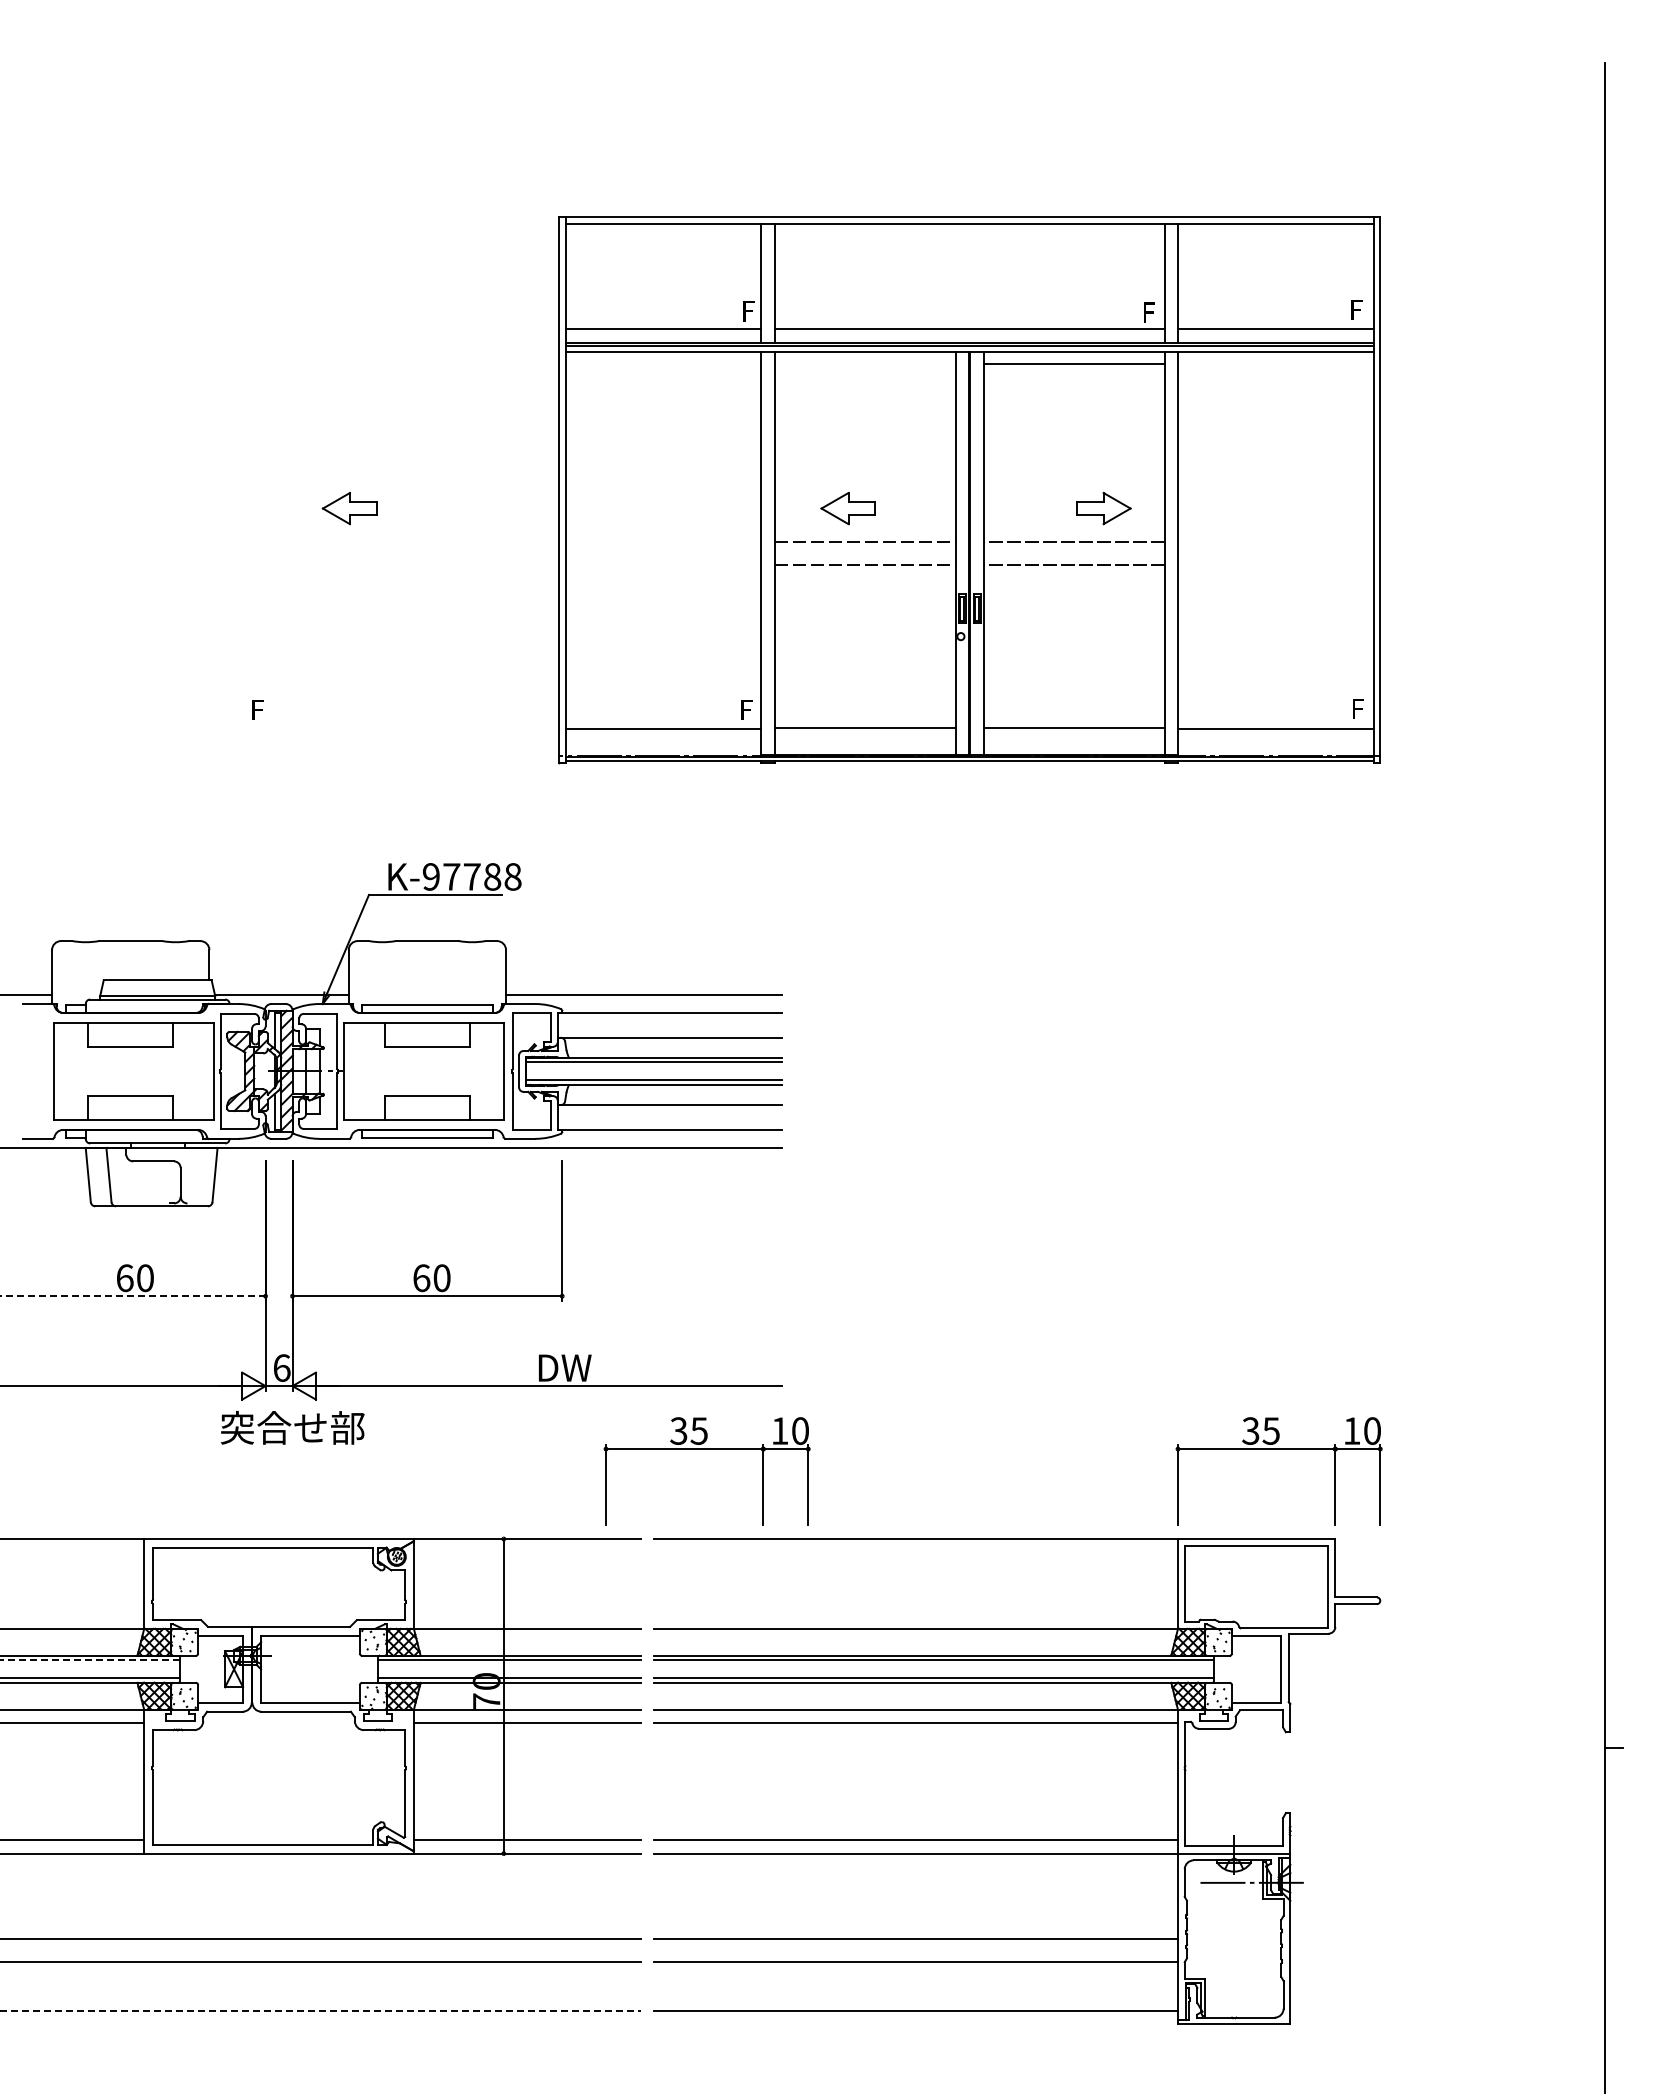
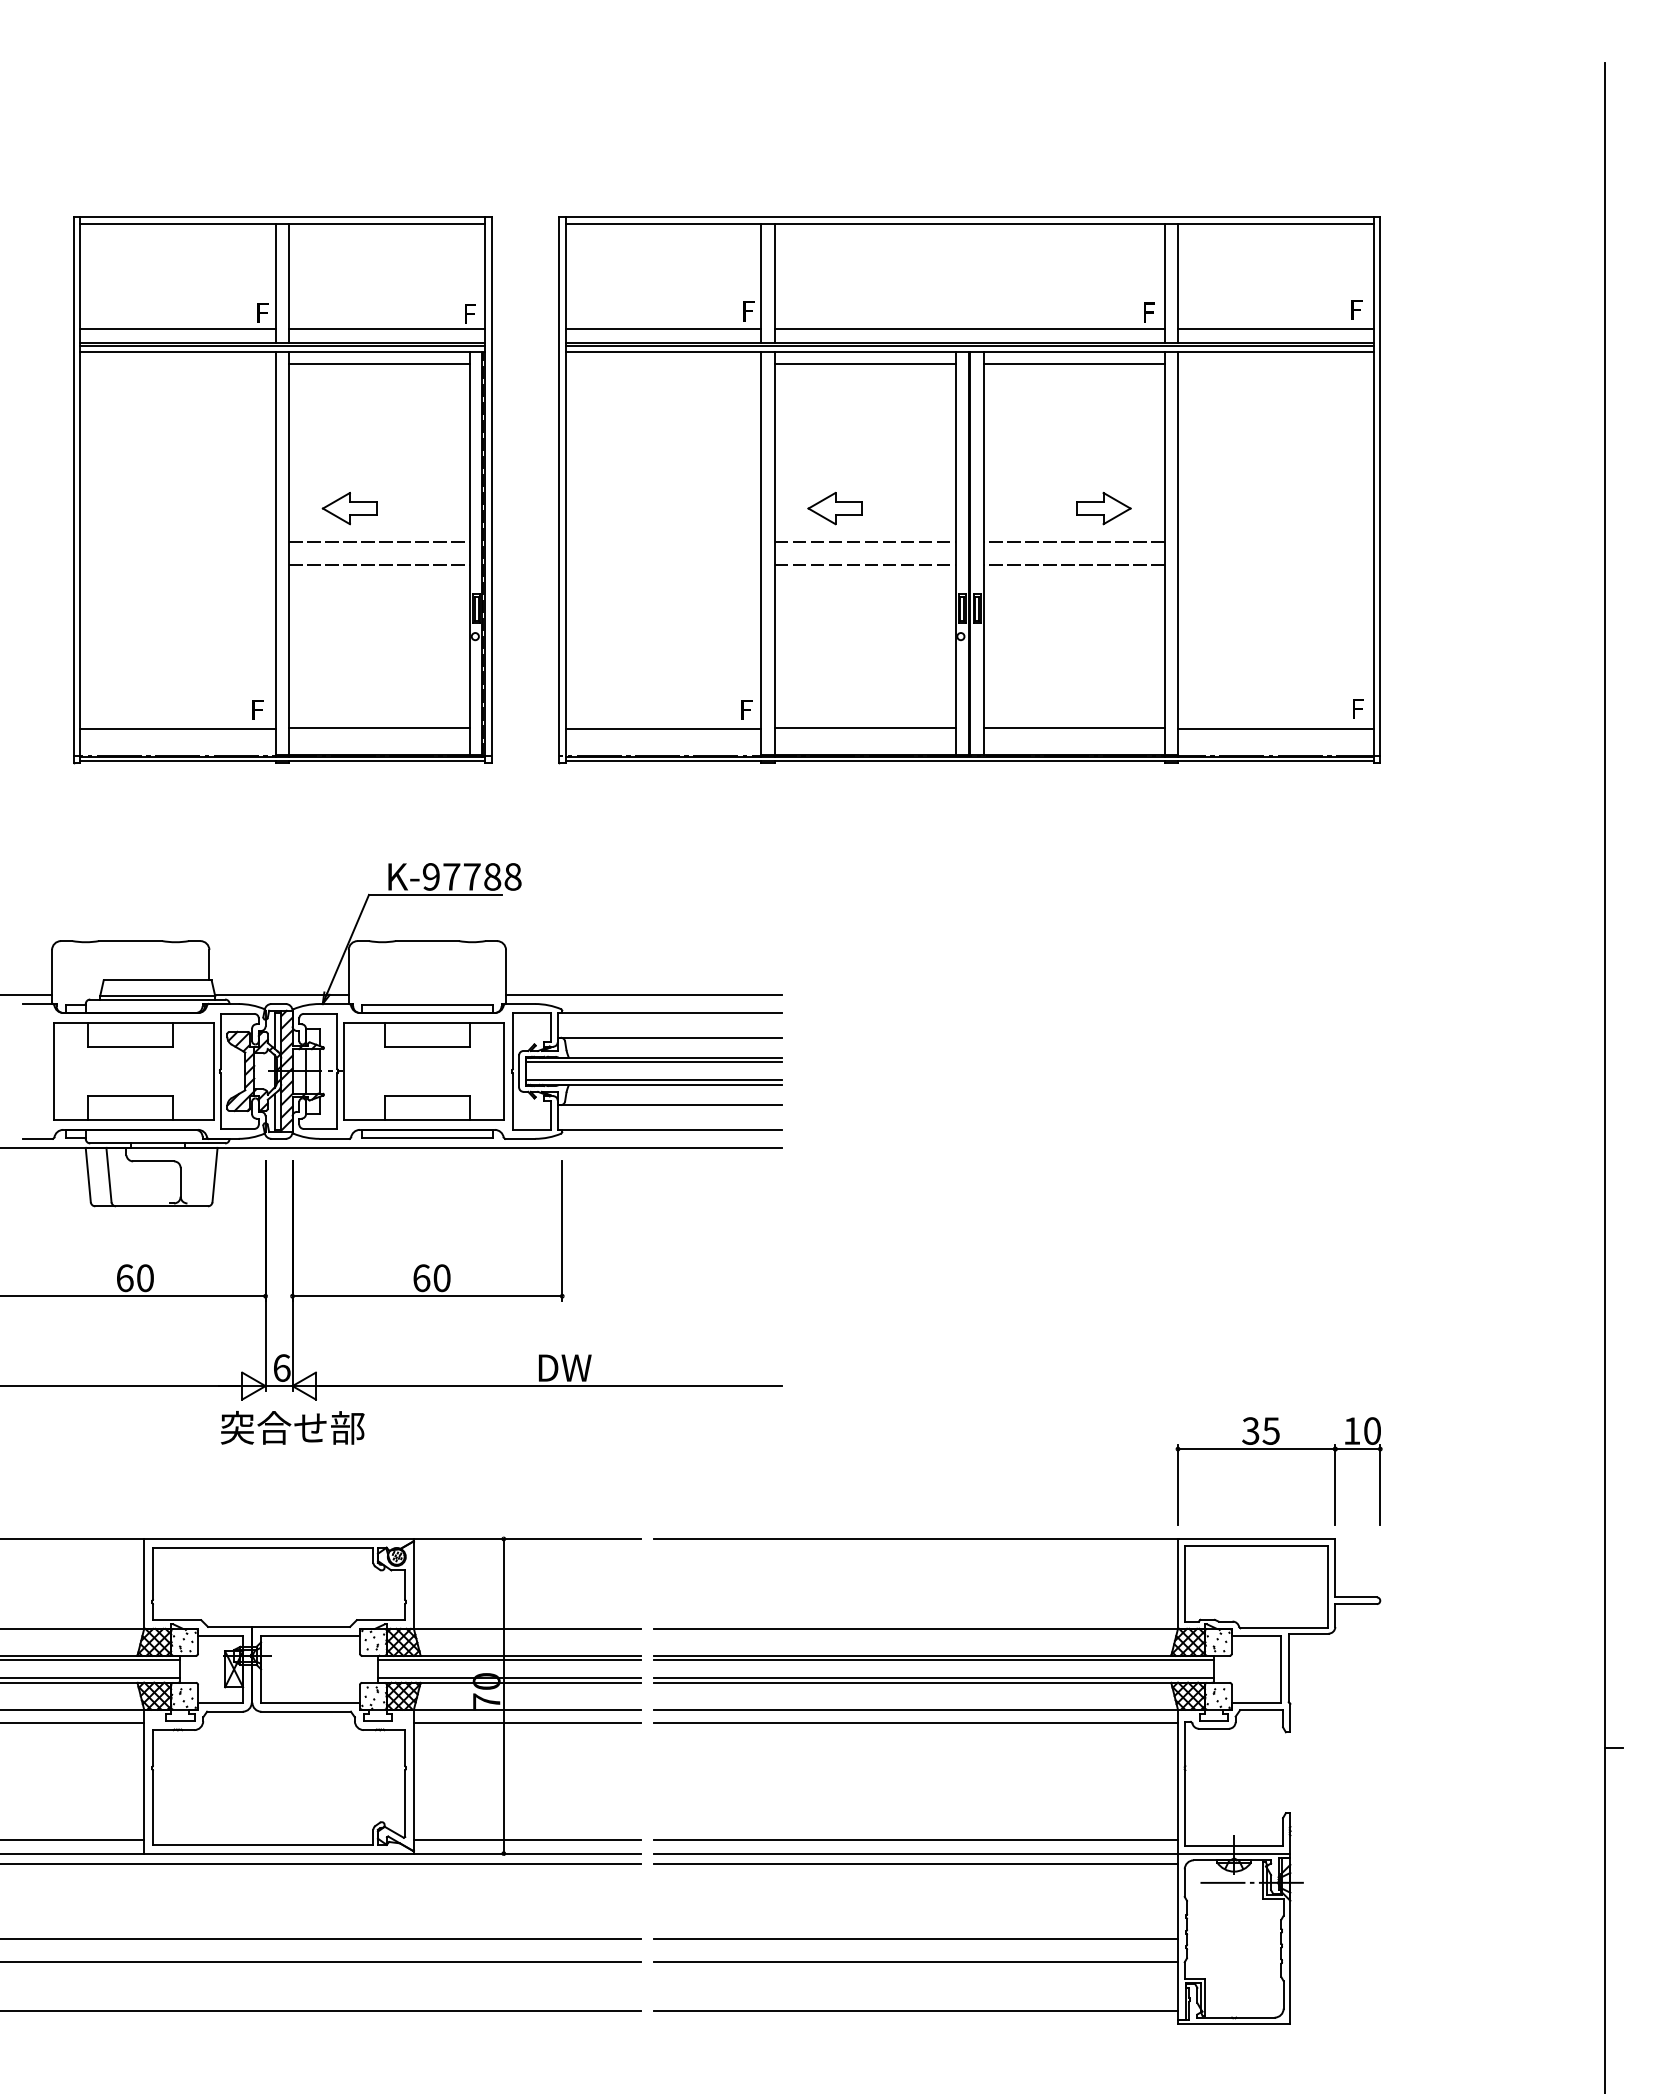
line: none -> present (864, 363)
part: none -> present (282, 490)
part position: (847, 508) -> (834, 508) (834, 508)
line: dashed -> solid (132, 1296)
part: present -> none (706, 1449)
line: dashed -> solid (90, 1660)
line: none -> present (321, 1863)
line: none -> present (916, 1863)
line: dashed -> solid (320, 2010)
